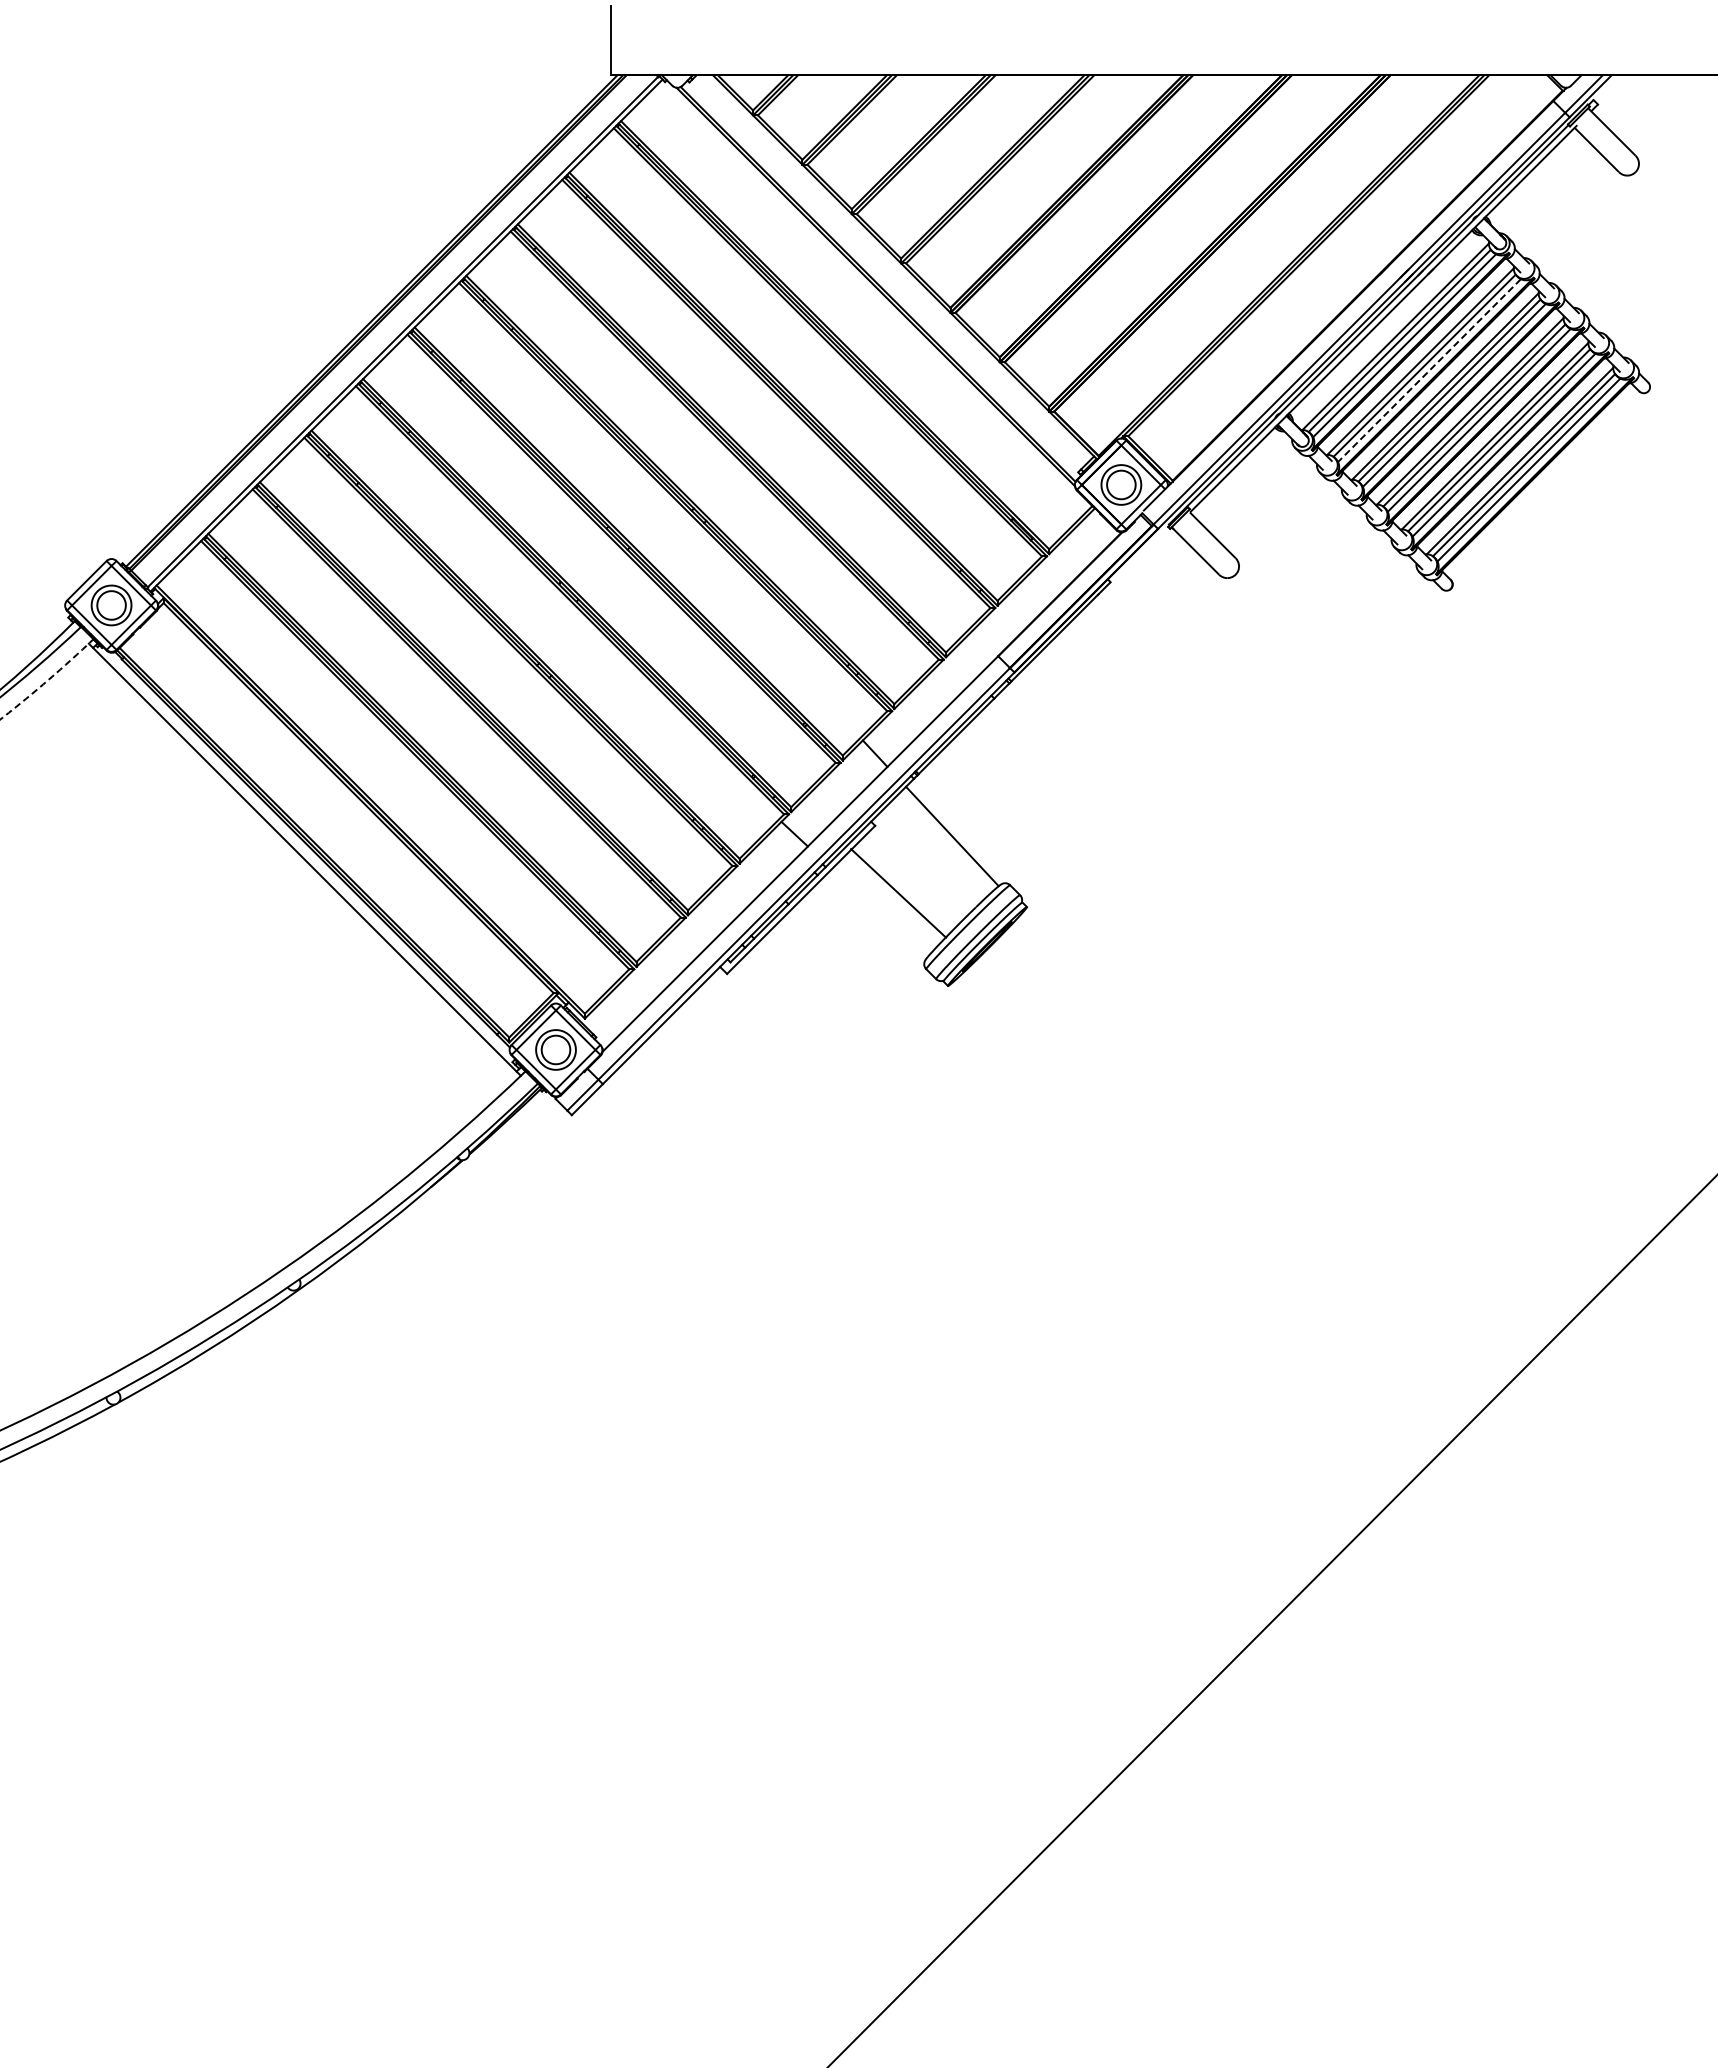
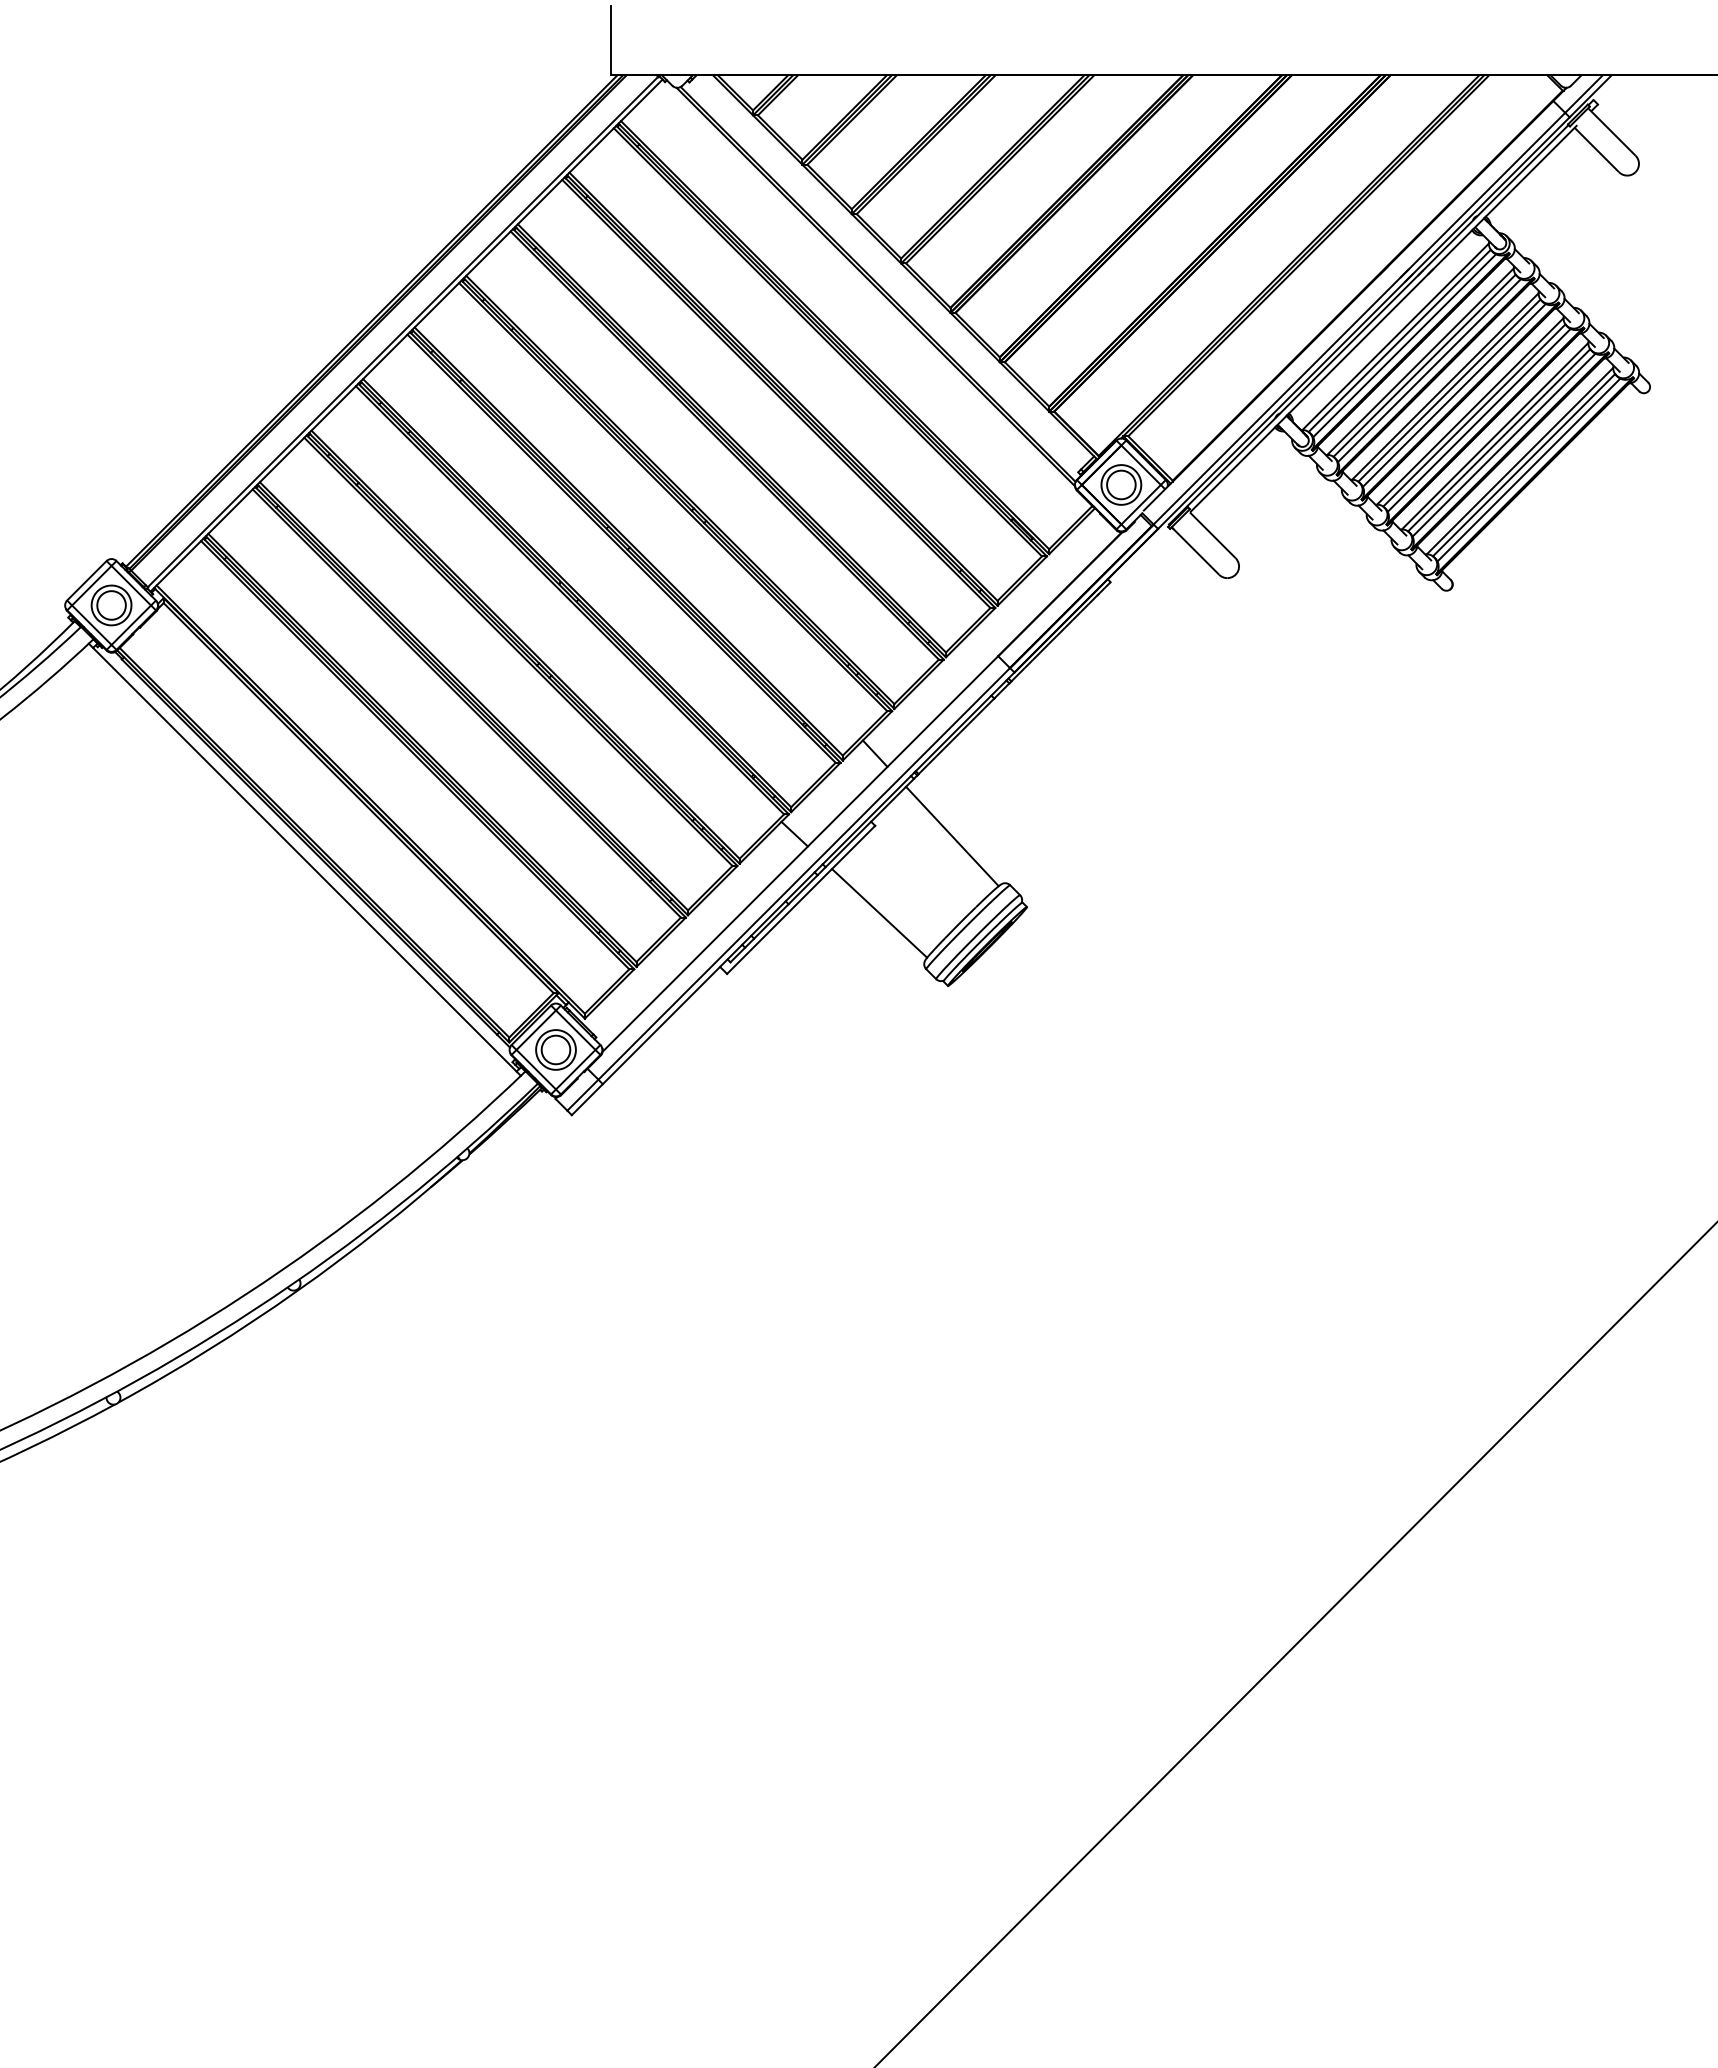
line: dashed -> solid (1429, 370)
arc: dashed -> solid (48, 680)
line position: (898, 893) -> (879, 913) (879, 913)
line position: (1272, 1620) -> (1295, 1644) (1295, 1644)
